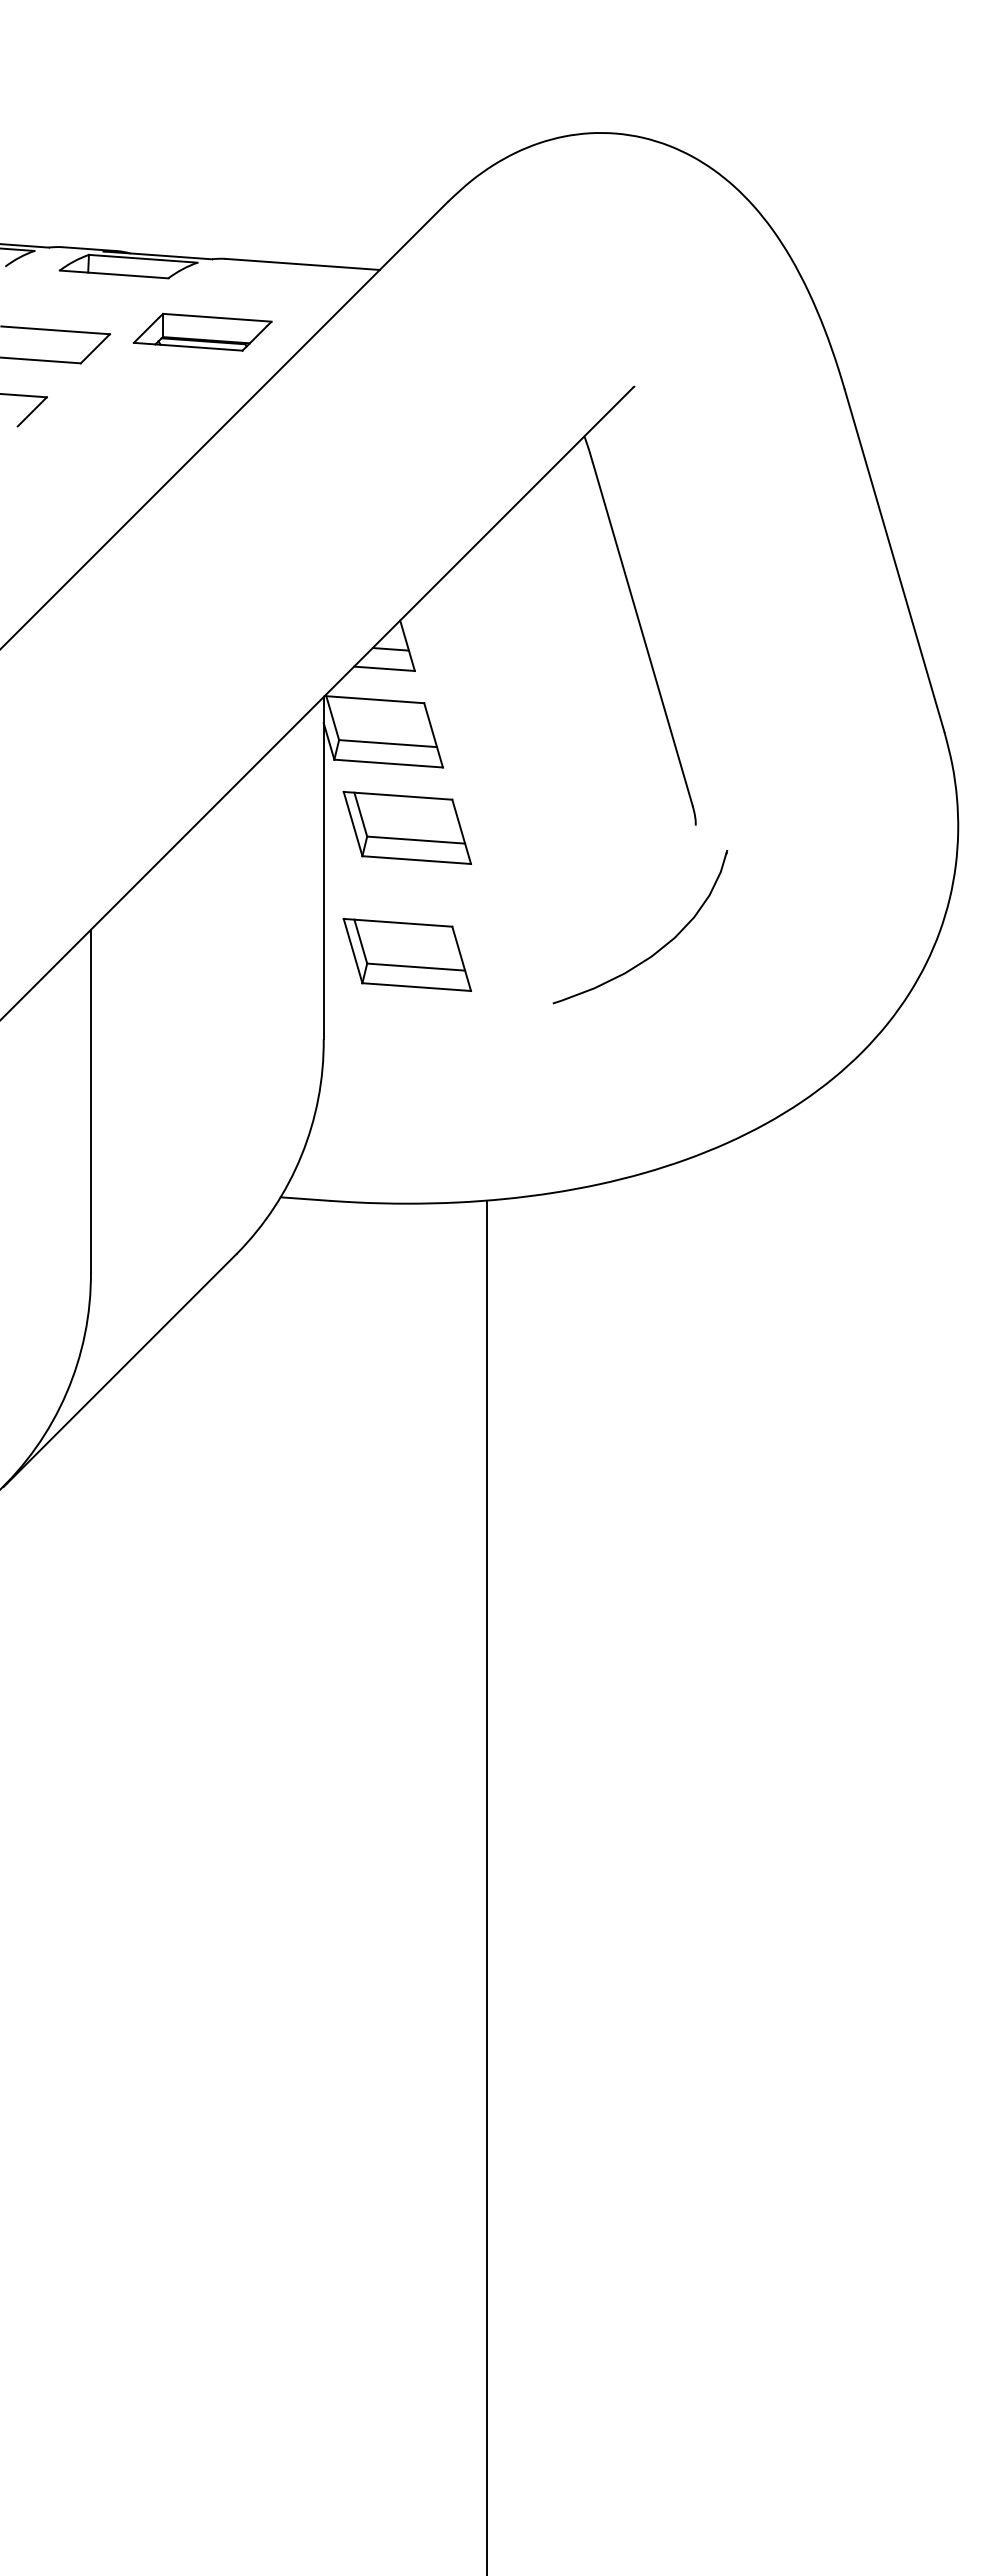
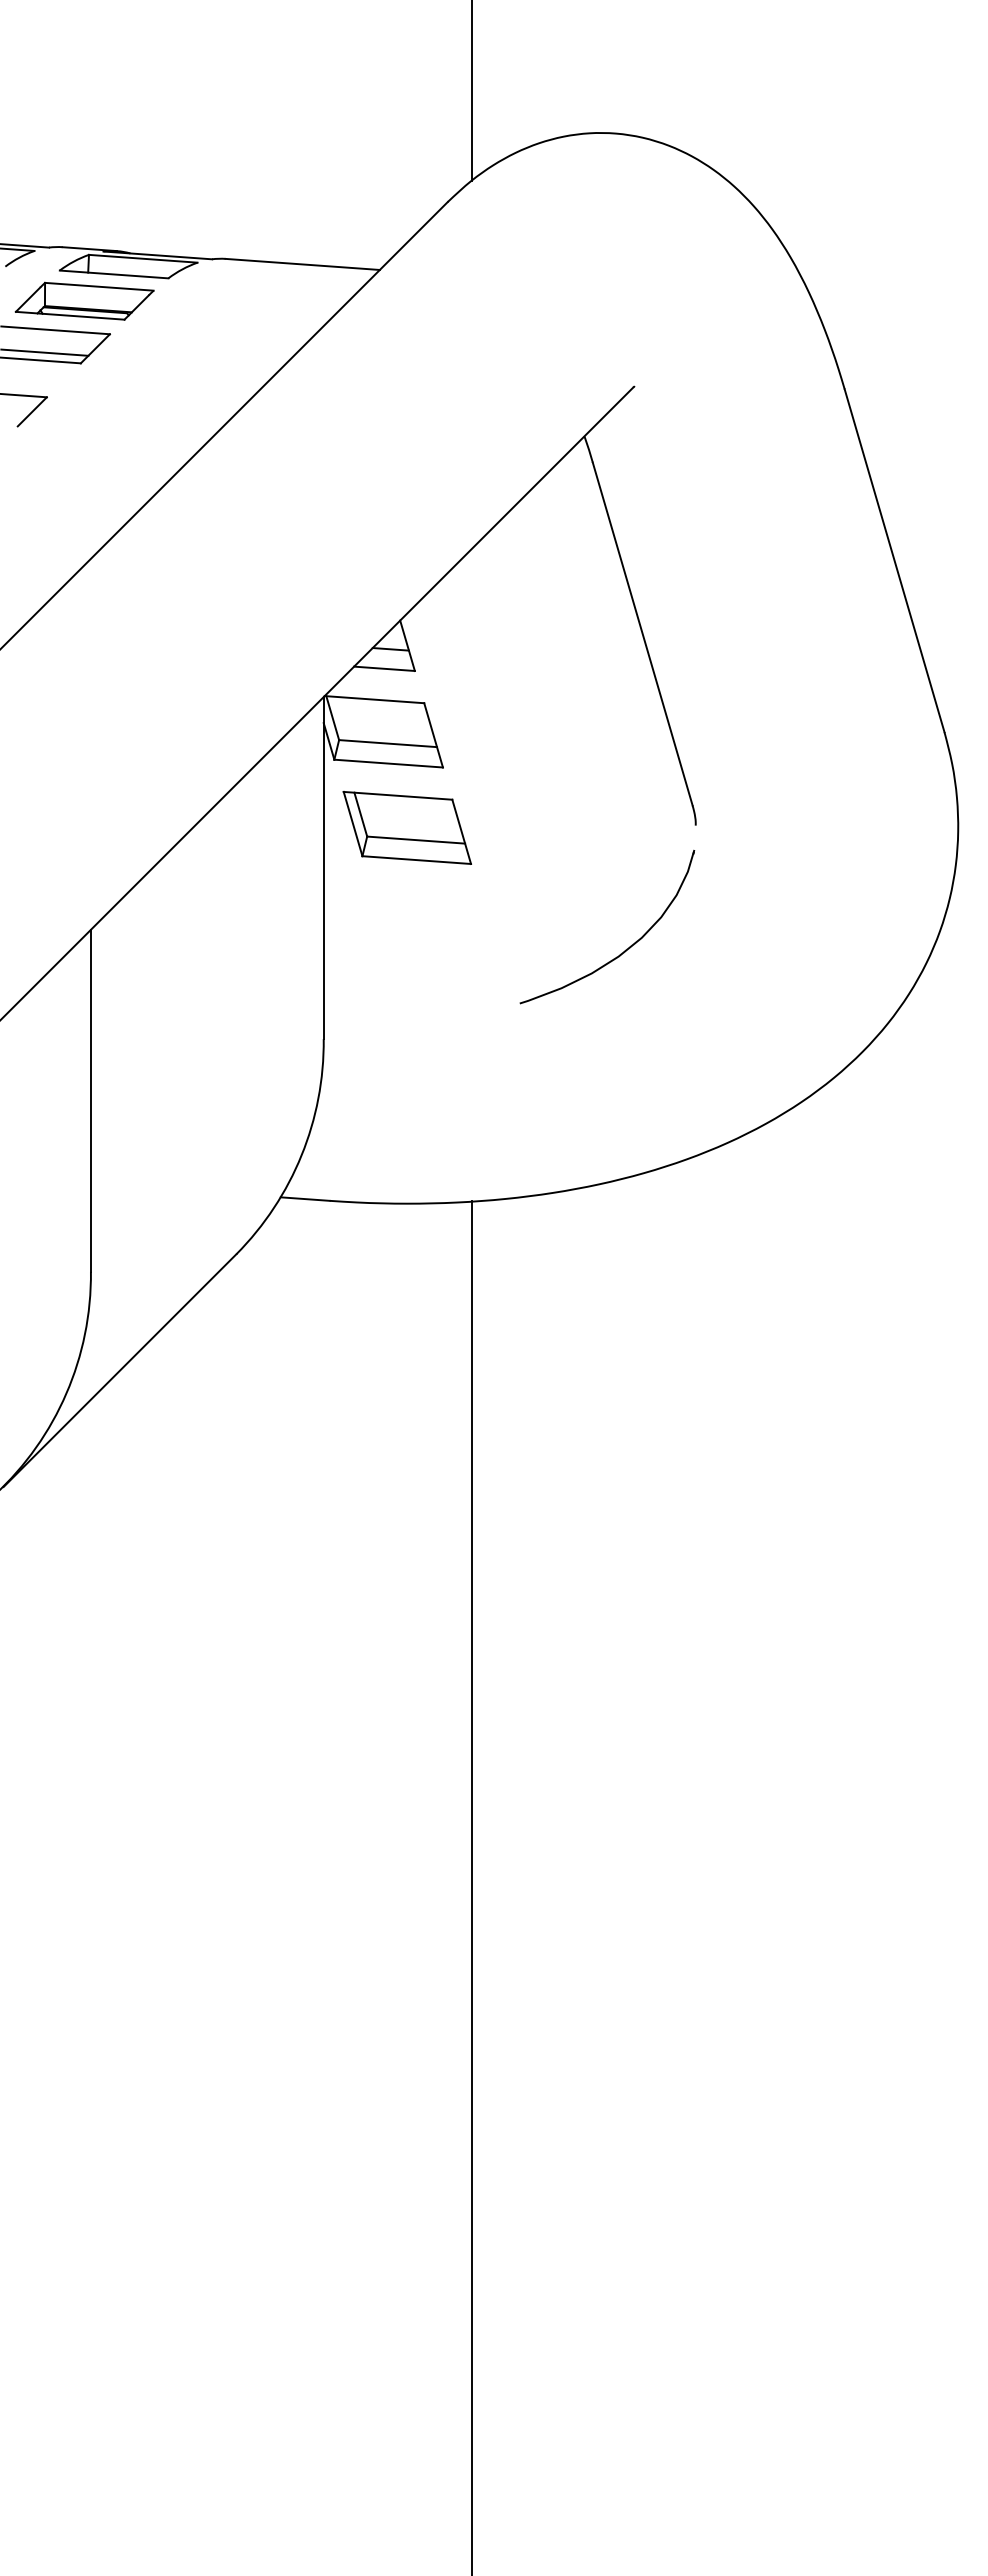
line: none -> present (471, 91)
part position: (202, 331) -> (84, 300) (84, 300)
line: none -> present (45, 352)
part position: (658, 949) -> (625, 949) (625, 949)
part: present -> none (406, 954)
line position: (486, 1886) -> (471, 1886) (471, 1886)
